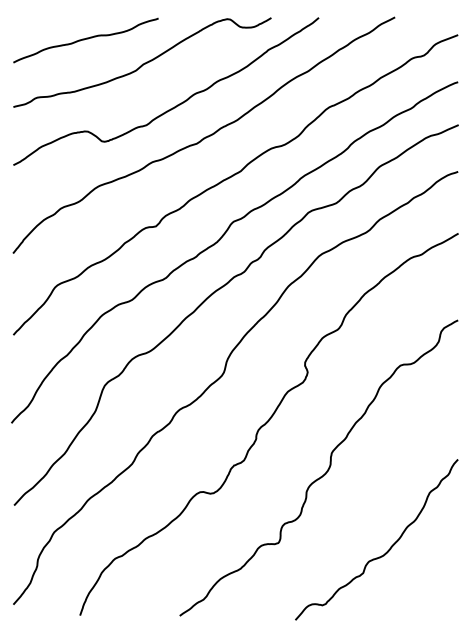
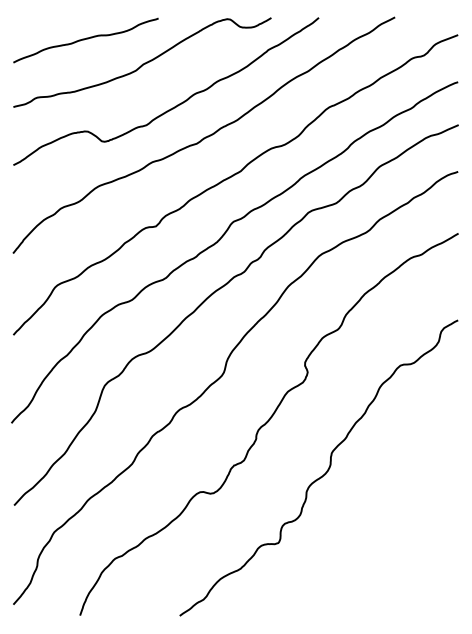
curve: present -> none (387, 550)
